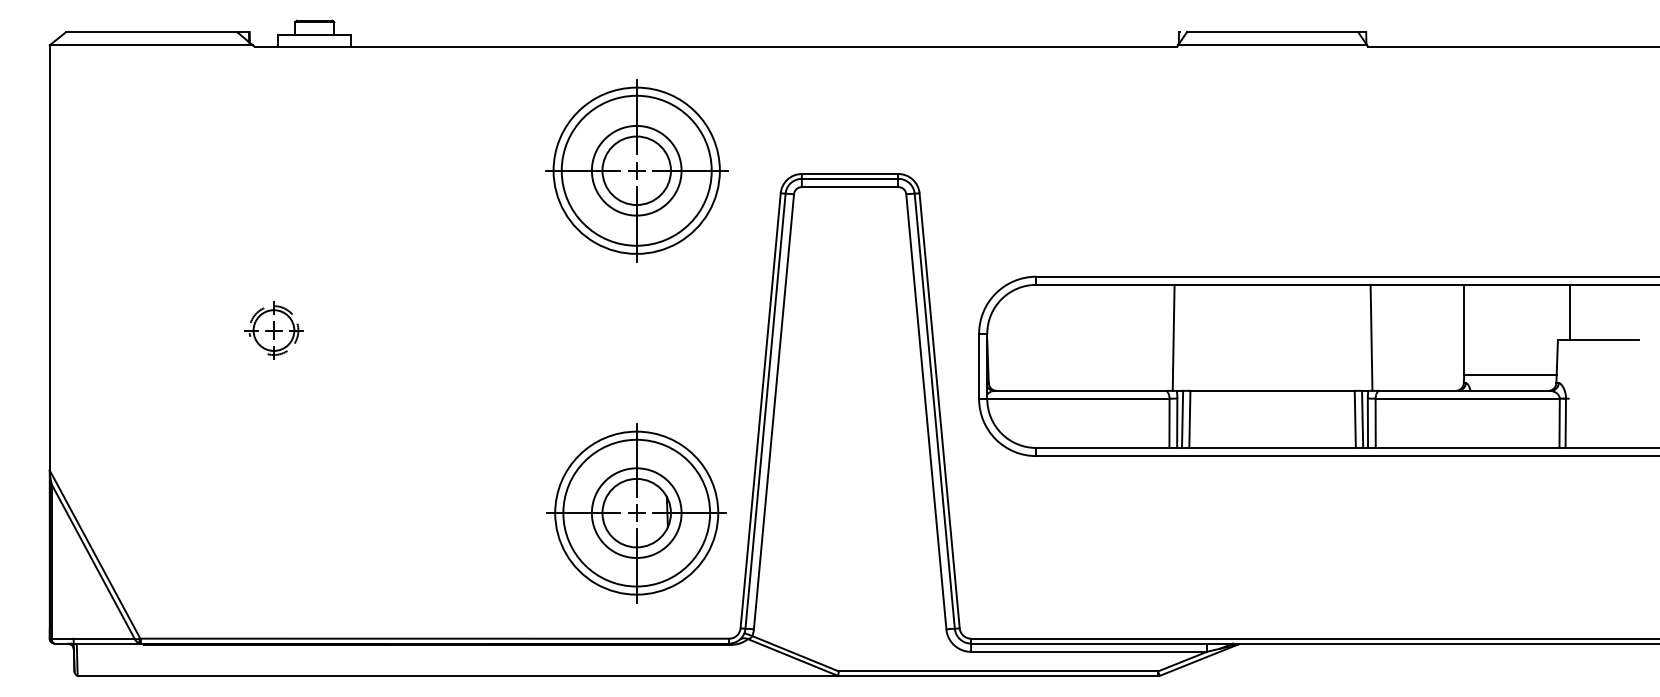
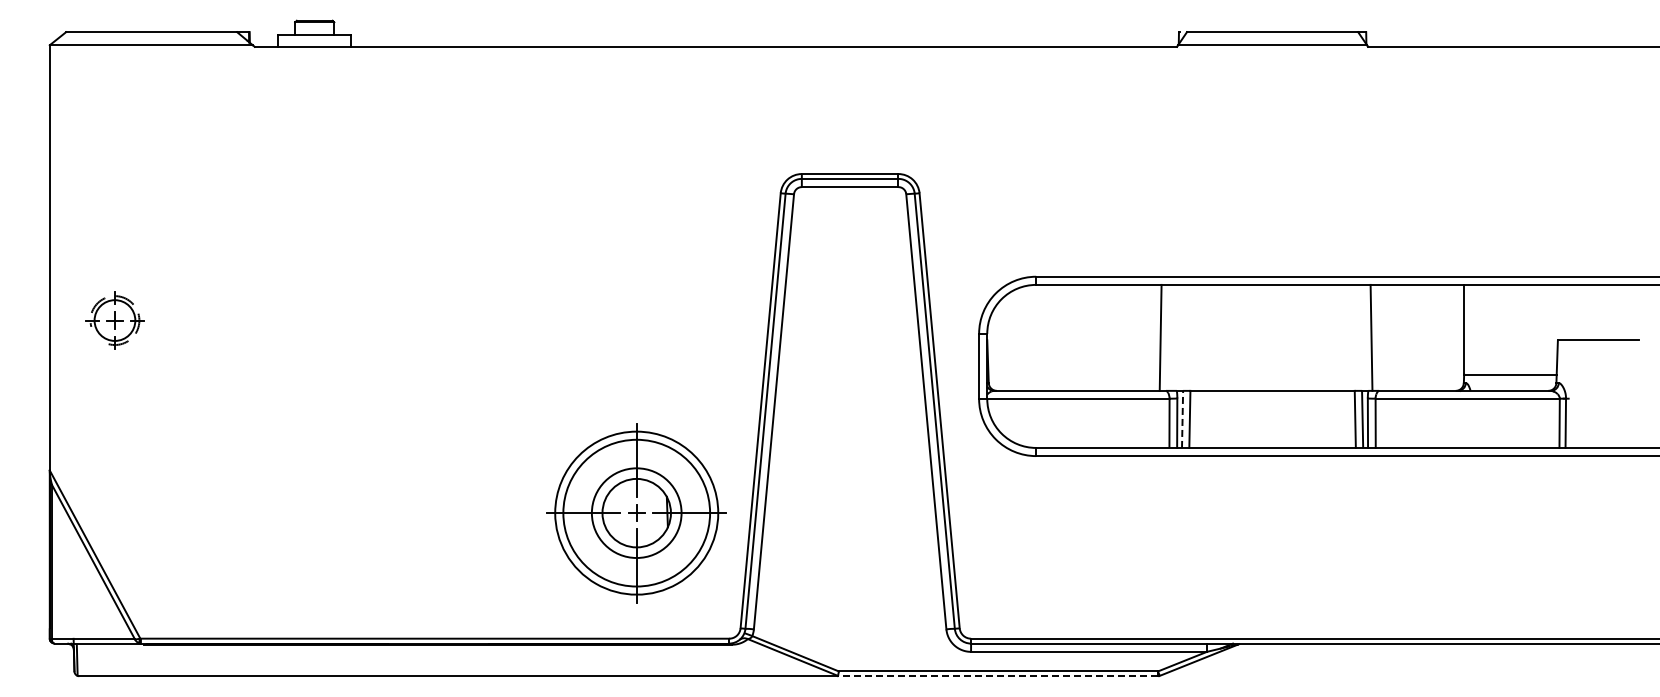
part: present -> none (636, 170)
line: present -> none (1570, 312)
part position: (273, 330) -> (114, 320) (114, 320)
line position: (1173, 337) -> (1160, 337) (1160, 337)
line: solid -> dashed (1182, 419)
line: solid -> dashed (997, 676)
